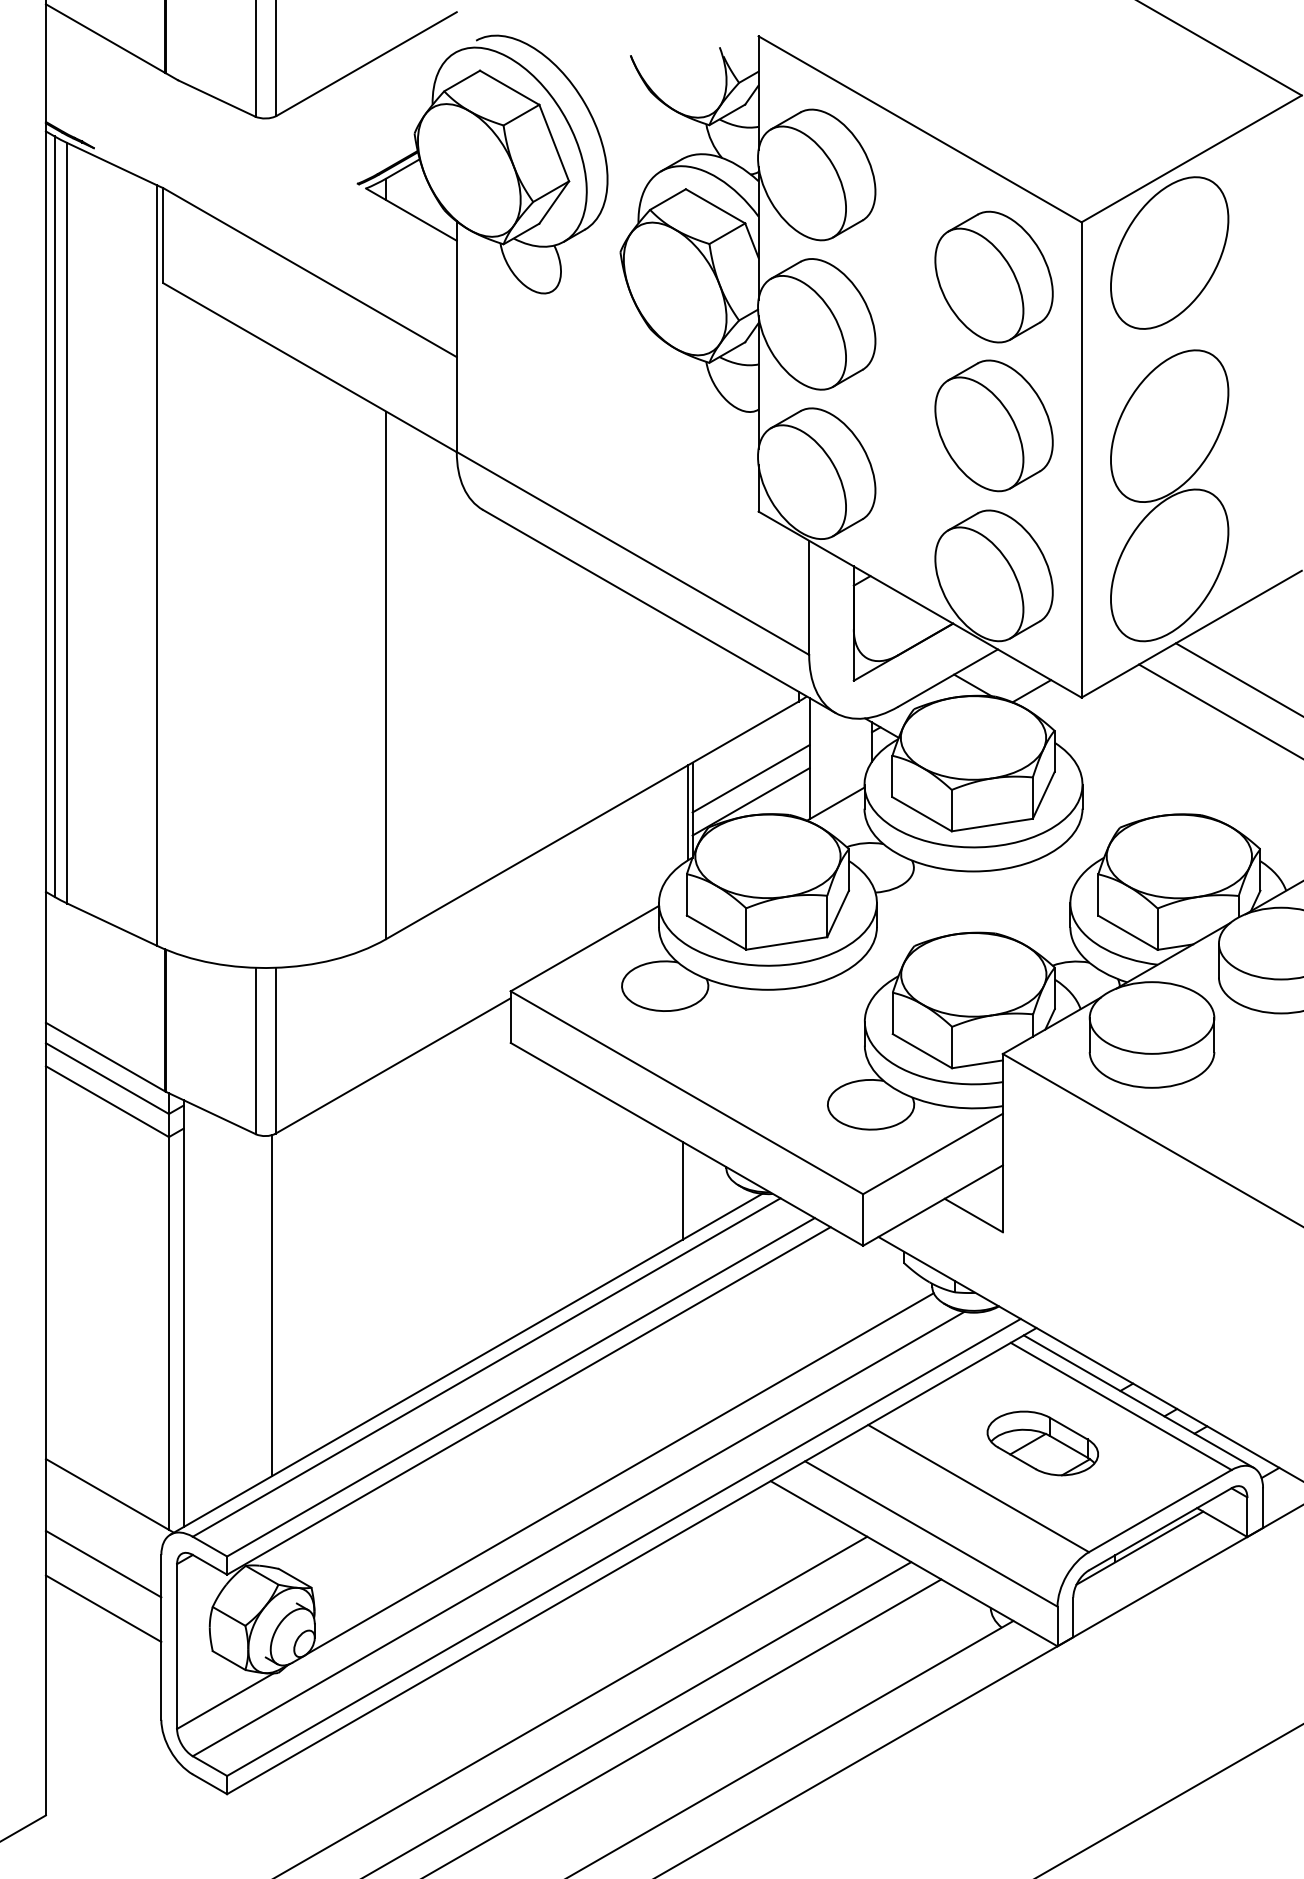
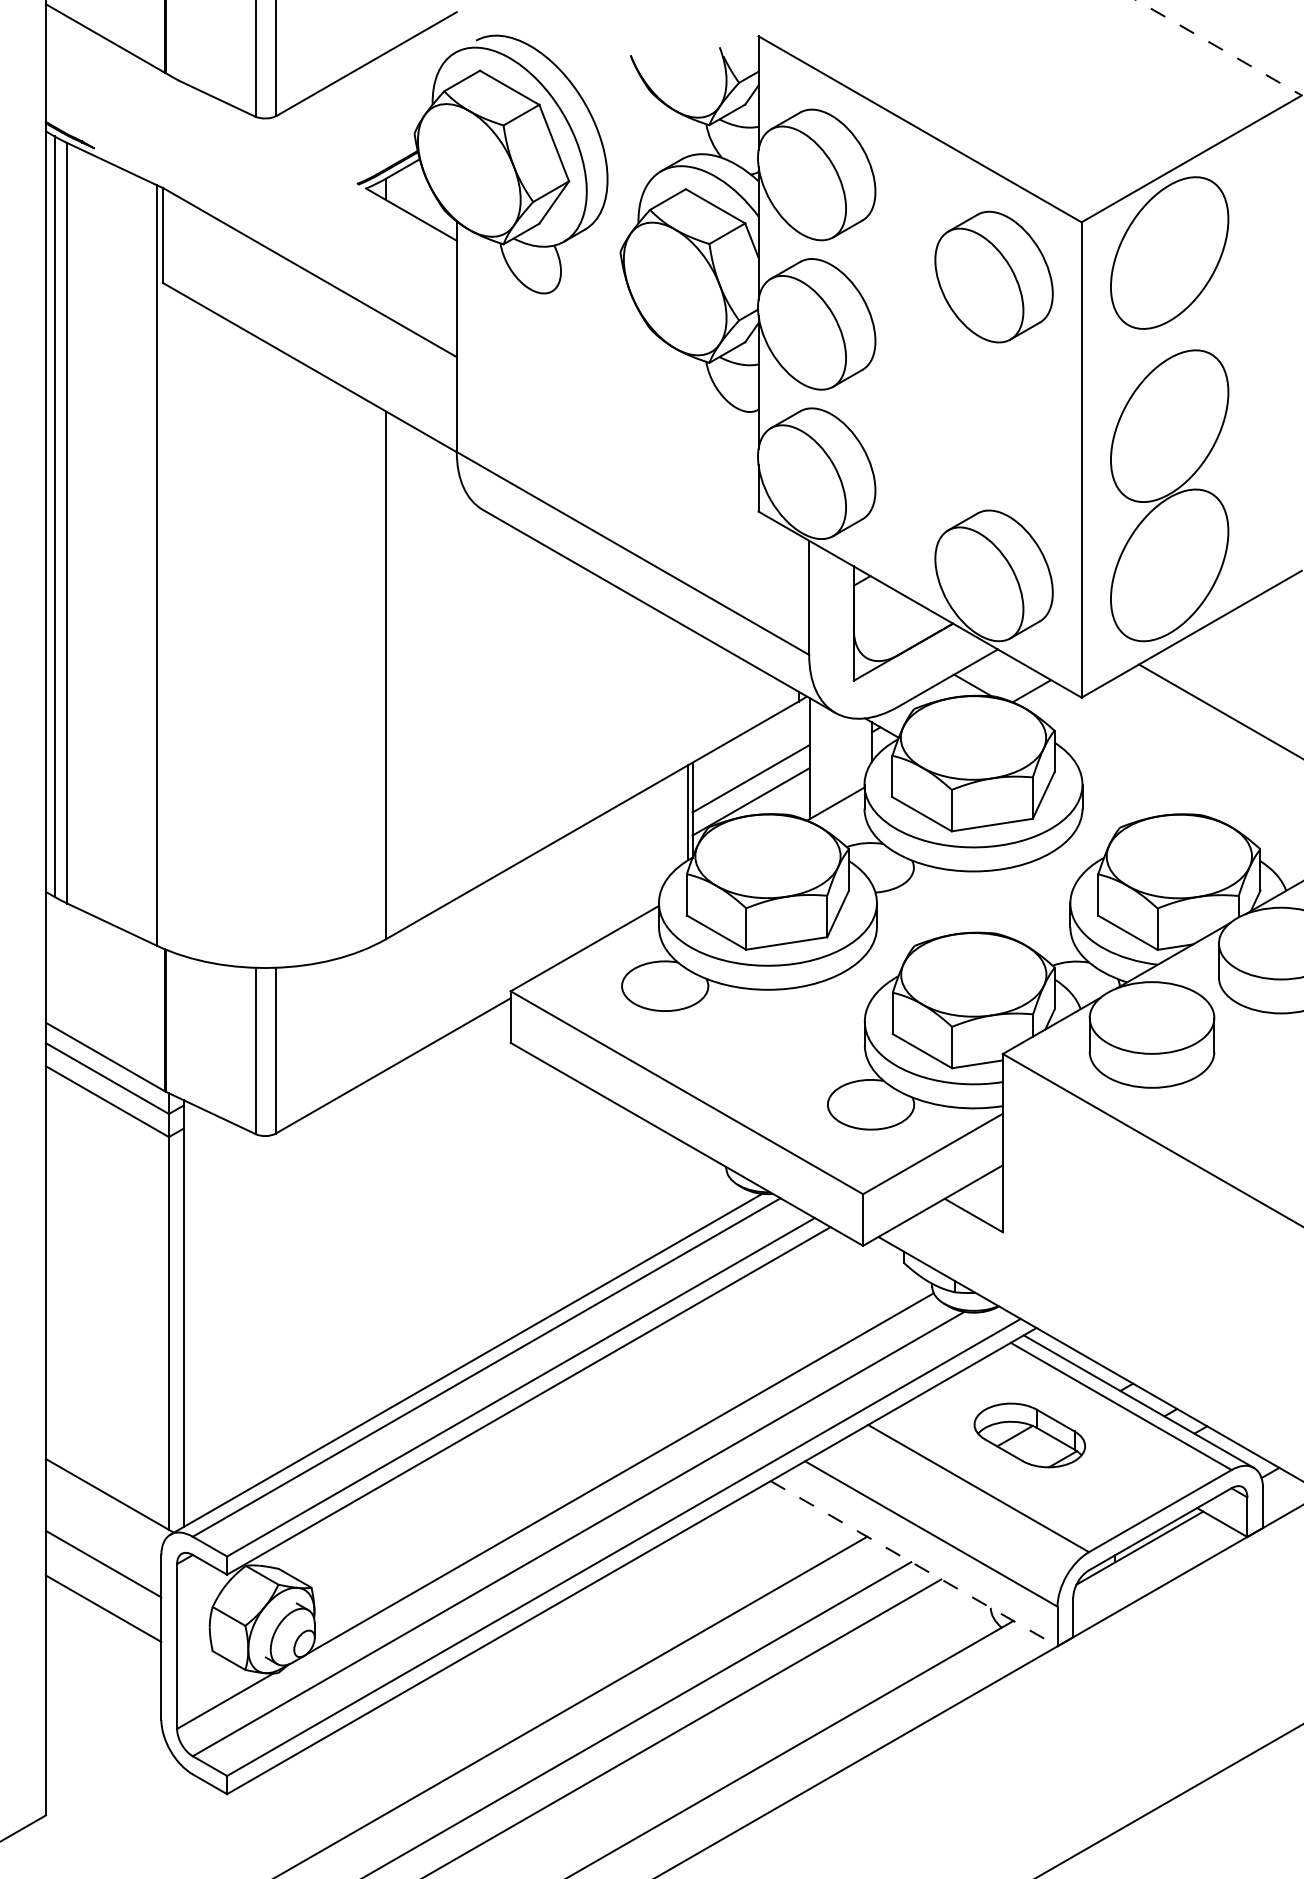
line: solid -> dashed (1219, 48)
part: present -> none (993, 425)
line: present -> none (1237, 679)
line: present -> none (682, 1190)
line: present -> none (271, 1305)
part position: (1042, 1443) -> (1029, 1435) (1029, 1435)
line: solid -> dashed (914, 1563)
